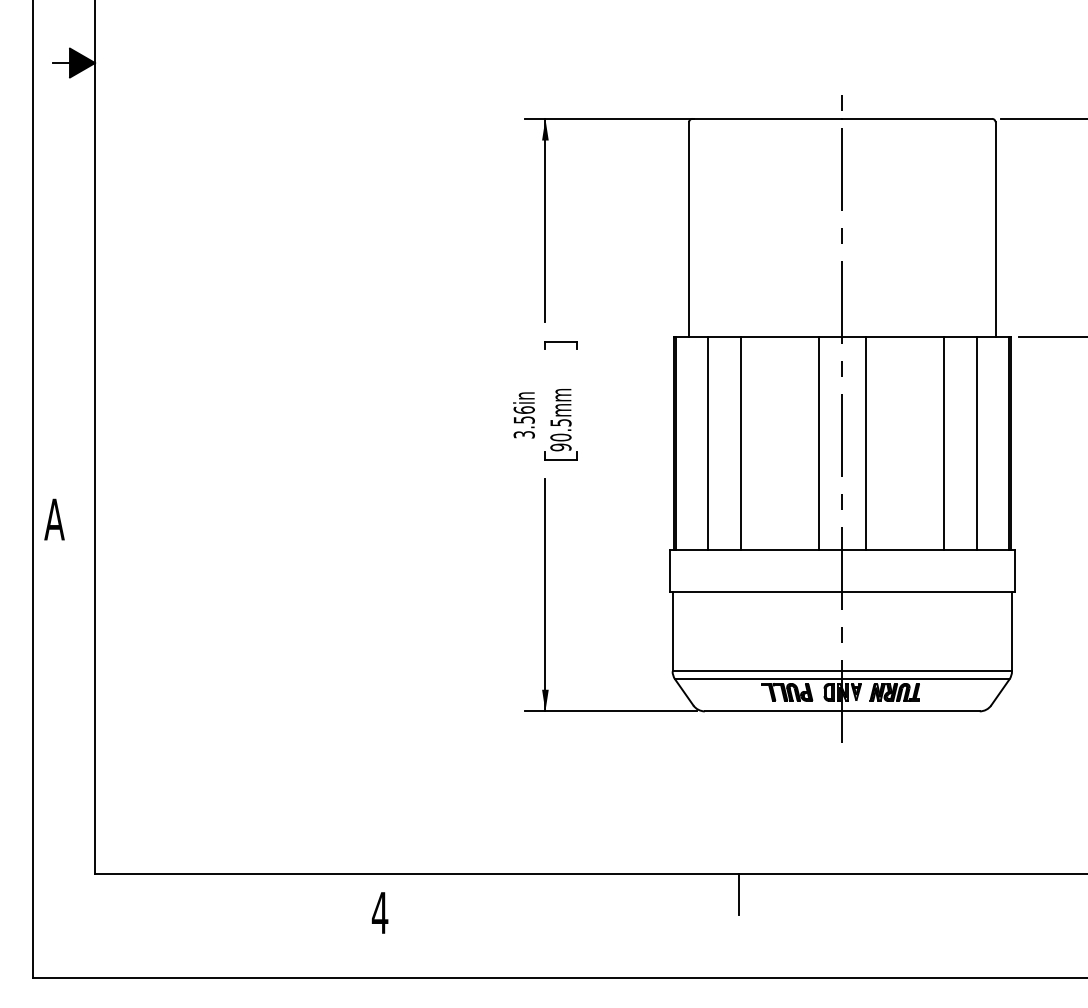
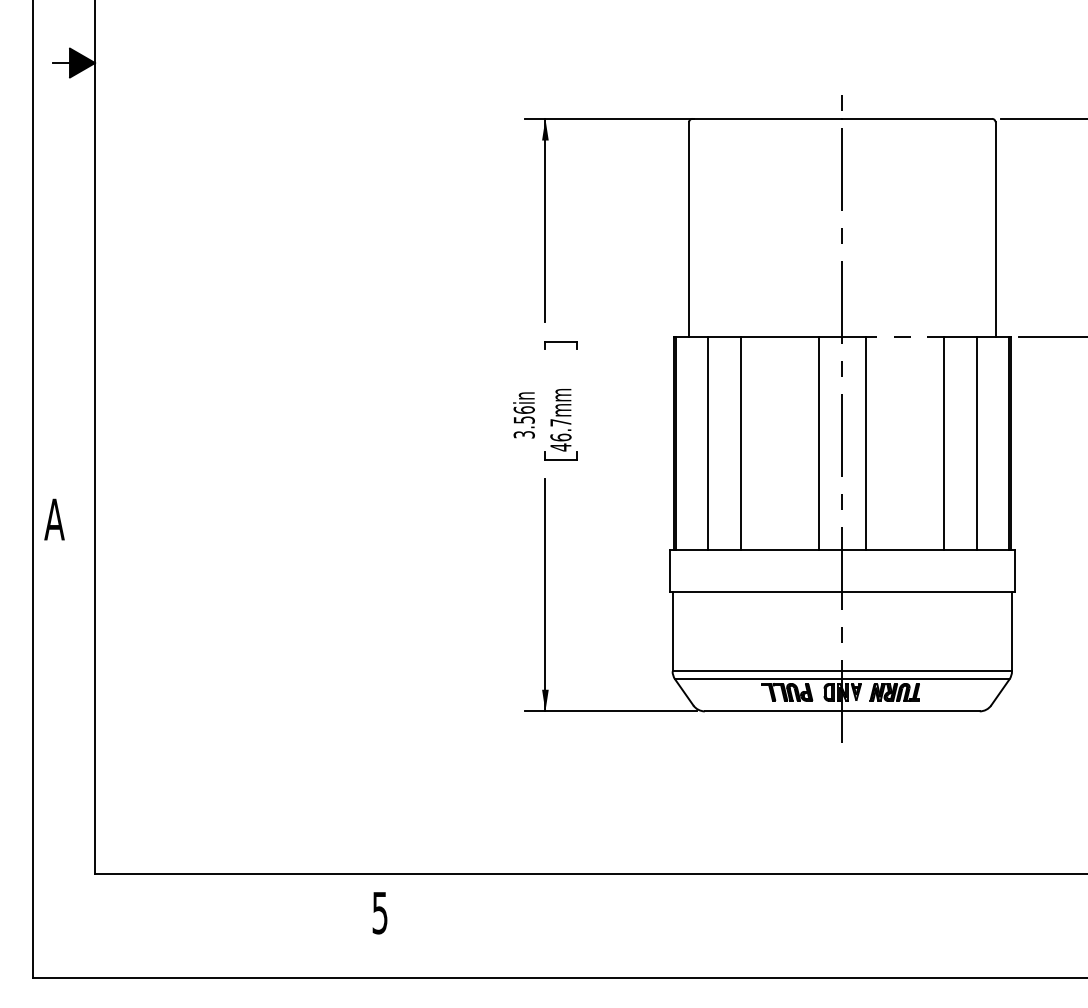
line: solid -> dashed (904, 337)
text: 90.5mm -> 46.7mm (560, 435)
line: present -> none (739, 894)
text: 4 -> 5 (379, 913)
